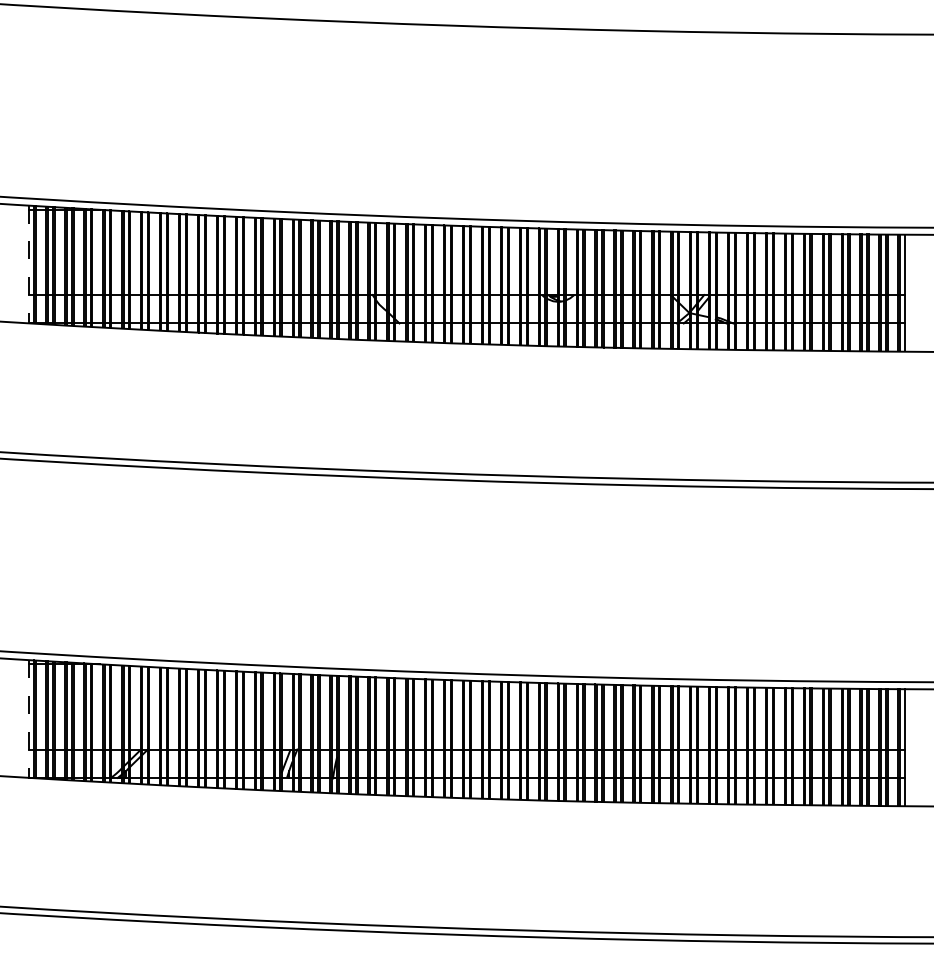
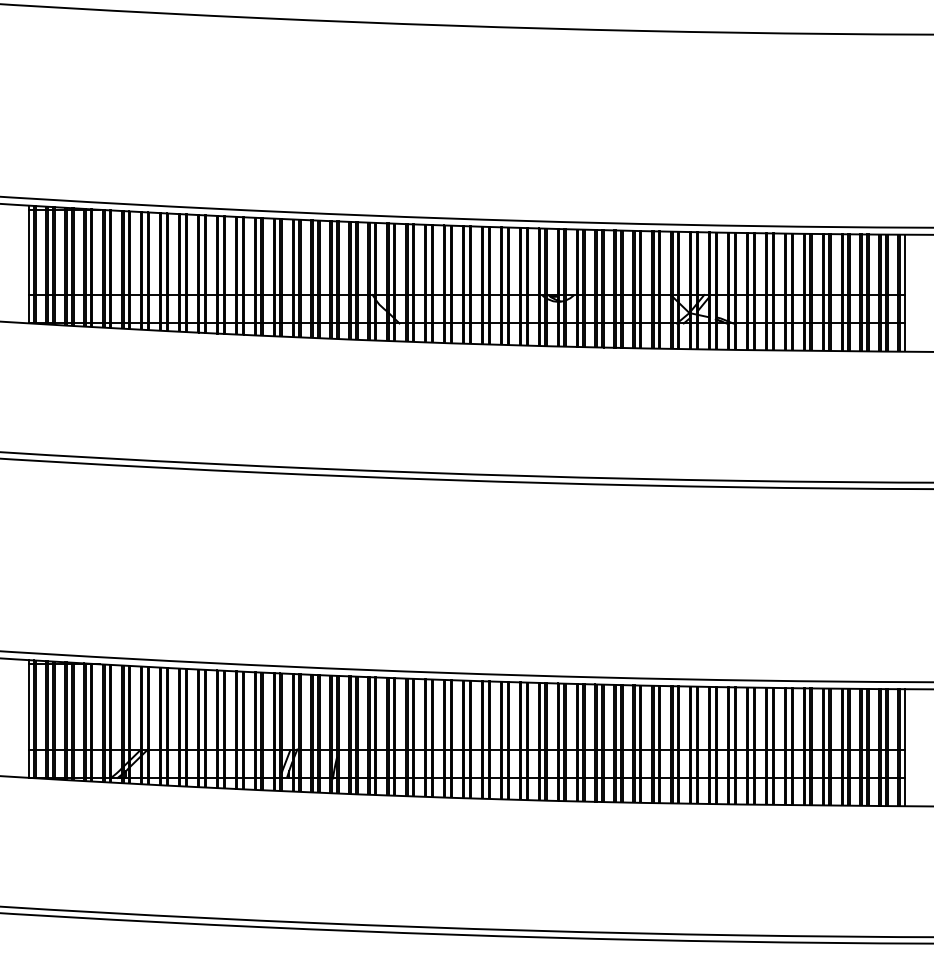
line: dashed -> solid (28, 264)
line: dashed -> solid (28, 718)
